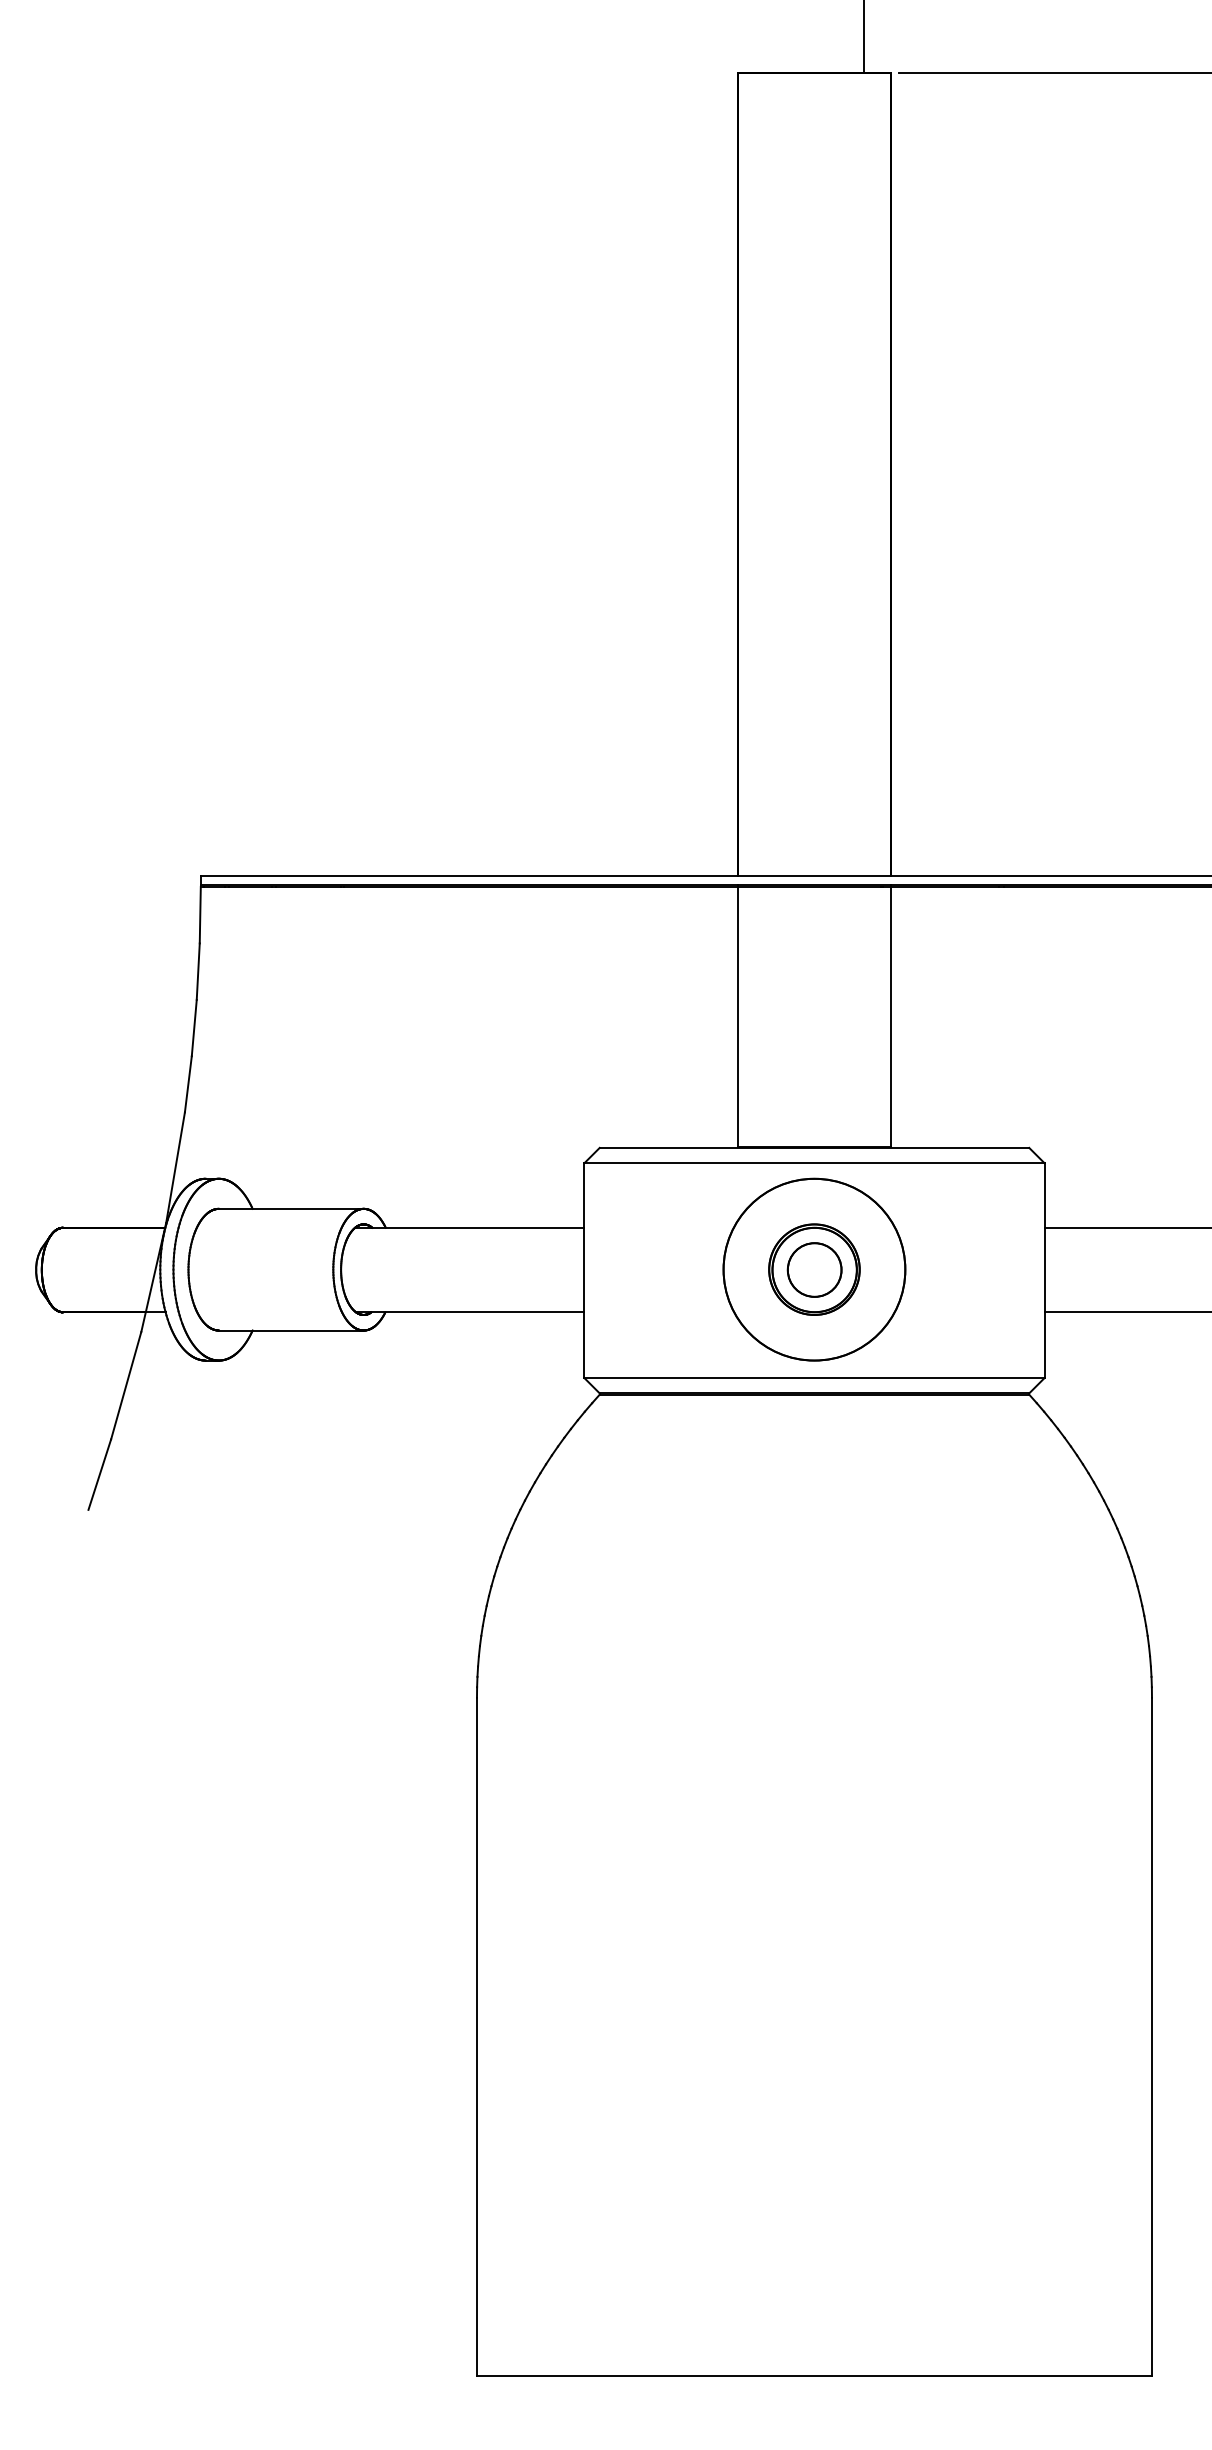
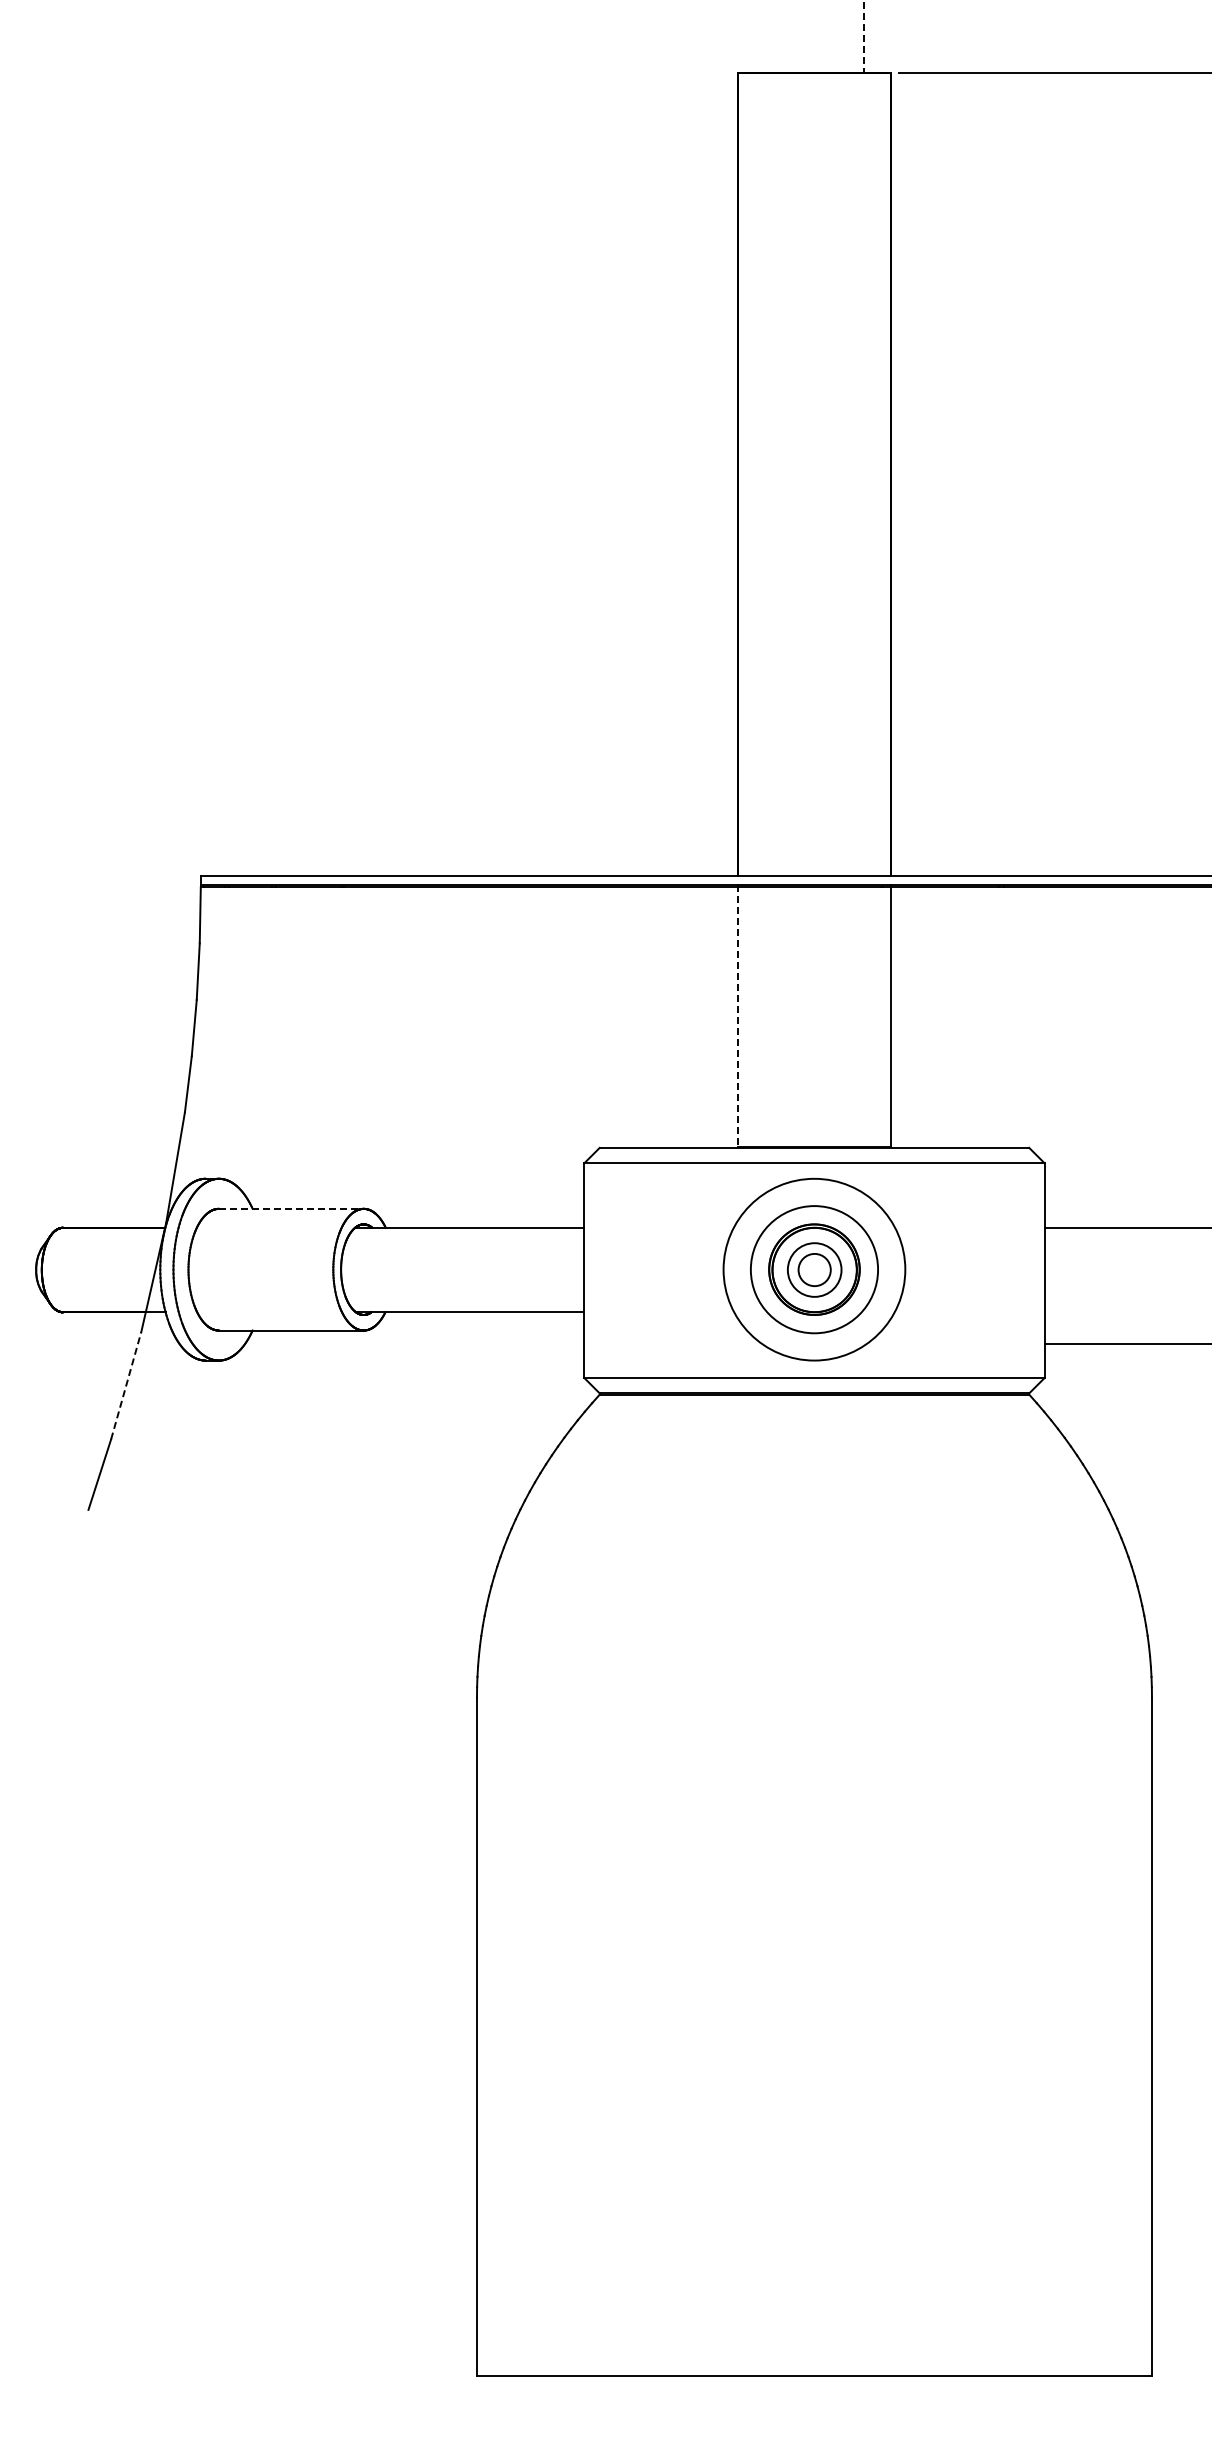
line: solid -> dashed (864, 37)
line: solid -> dashed (737, 1016)
line: solid -> dashed (291, 1208)
circle diameter: 182 px -> 127 px (814, 1269)
circle diameter: 54 px -> 32 px (814, 1269)
line position: (1126, 1312) -> (1126, 1344) (1126, 1344)
line: solid -> dashed (126, 1385)
